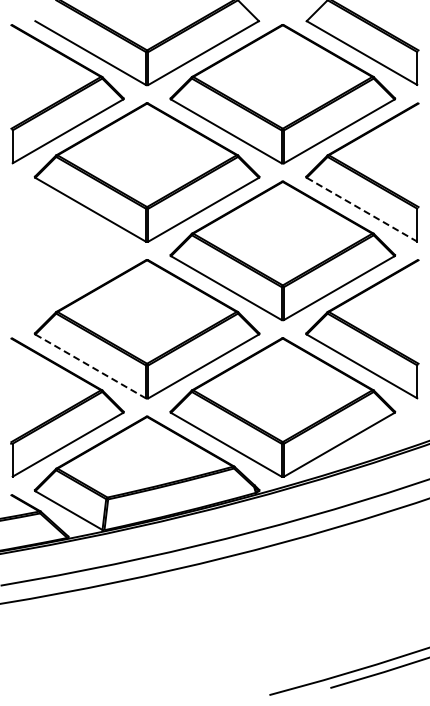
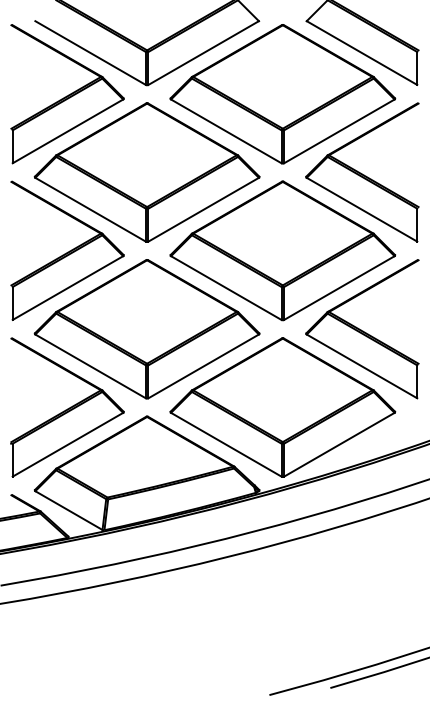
line: dashed -> solid (362, 209)
part: none -> present (67, 250)
line: dashed -> solid (90, 366)
